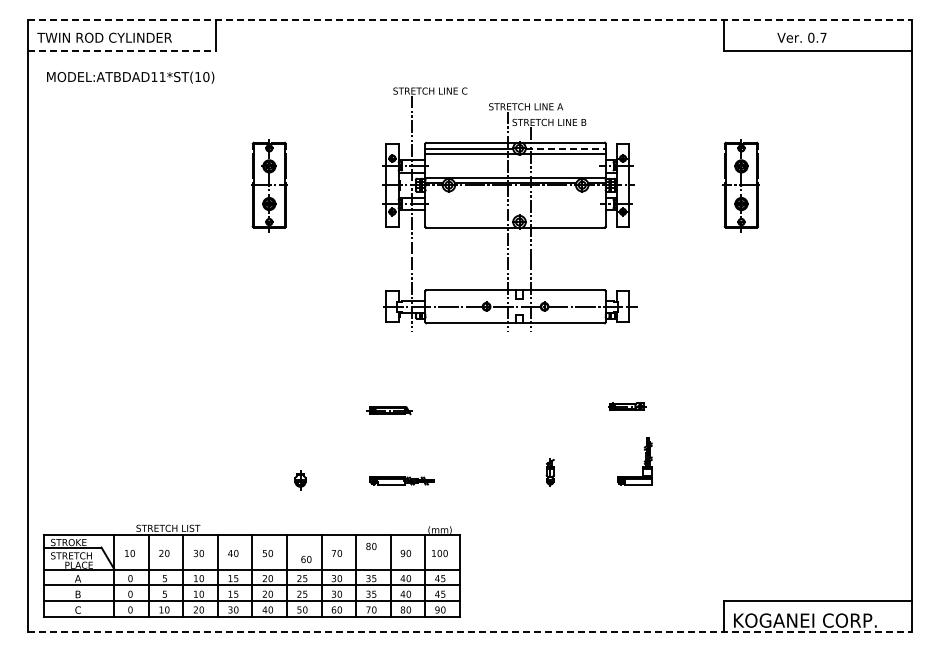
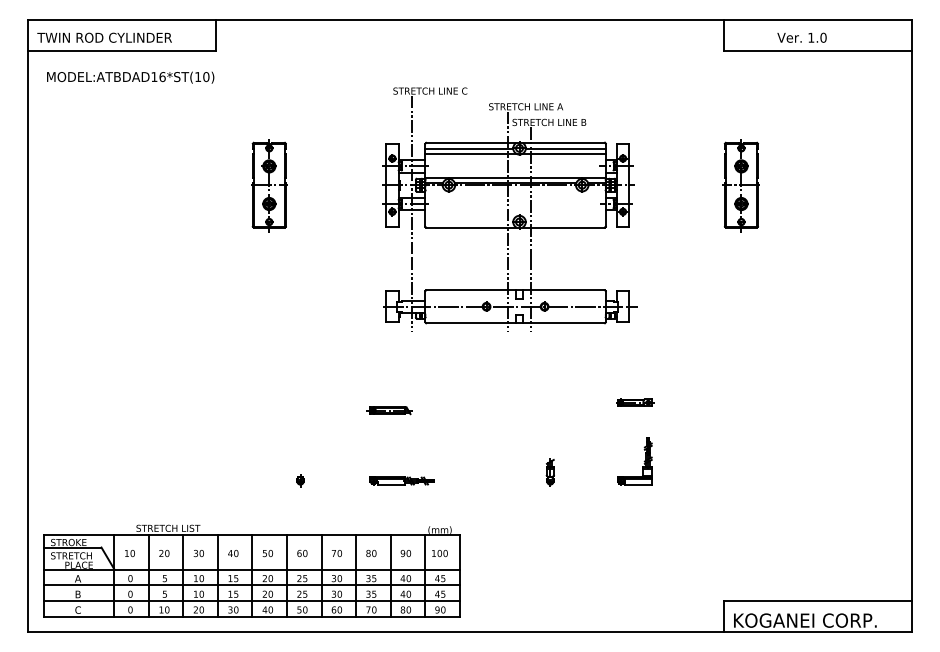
line: dashed -> solid (470, 19)
text: 0.7 -> 1.0 (817, 37)
line: dashed -> solid (122, 51)
text: MODEL:ATBDAD11*ST(10) -> MODEL:ATBDAD16*ST(10) (162, 77)
line: dashed -> solid (566, 149)
part position: (627, 406) -> (635, 402) (635, 402)
part size: 13x21 px -> 9x14 px (300, 480)
text position: (371, 546) -> (371, 553) (371, 553)
text position: (306, 559) -> (302, 553) (302, 553)
line: dashed -> solid (470, 632)
